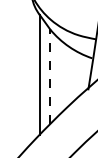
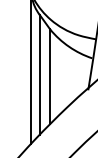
line: none -> present (31, 72)
line: dashed -> solid (50, 76)
